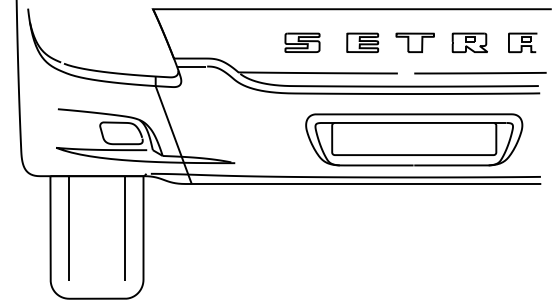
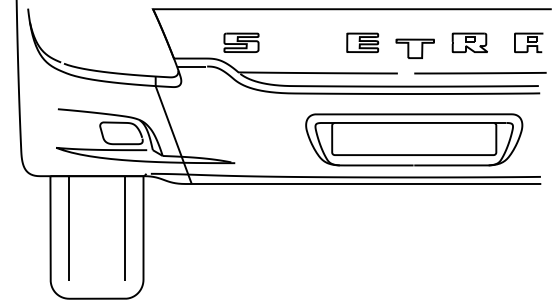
curve position: (302, 41) -> (241, 41) (241, 41)
part position: (414, 42) -> (414, 48) (414, 48)
part position: (522, 42) -> (528, 42) (528, 42)
